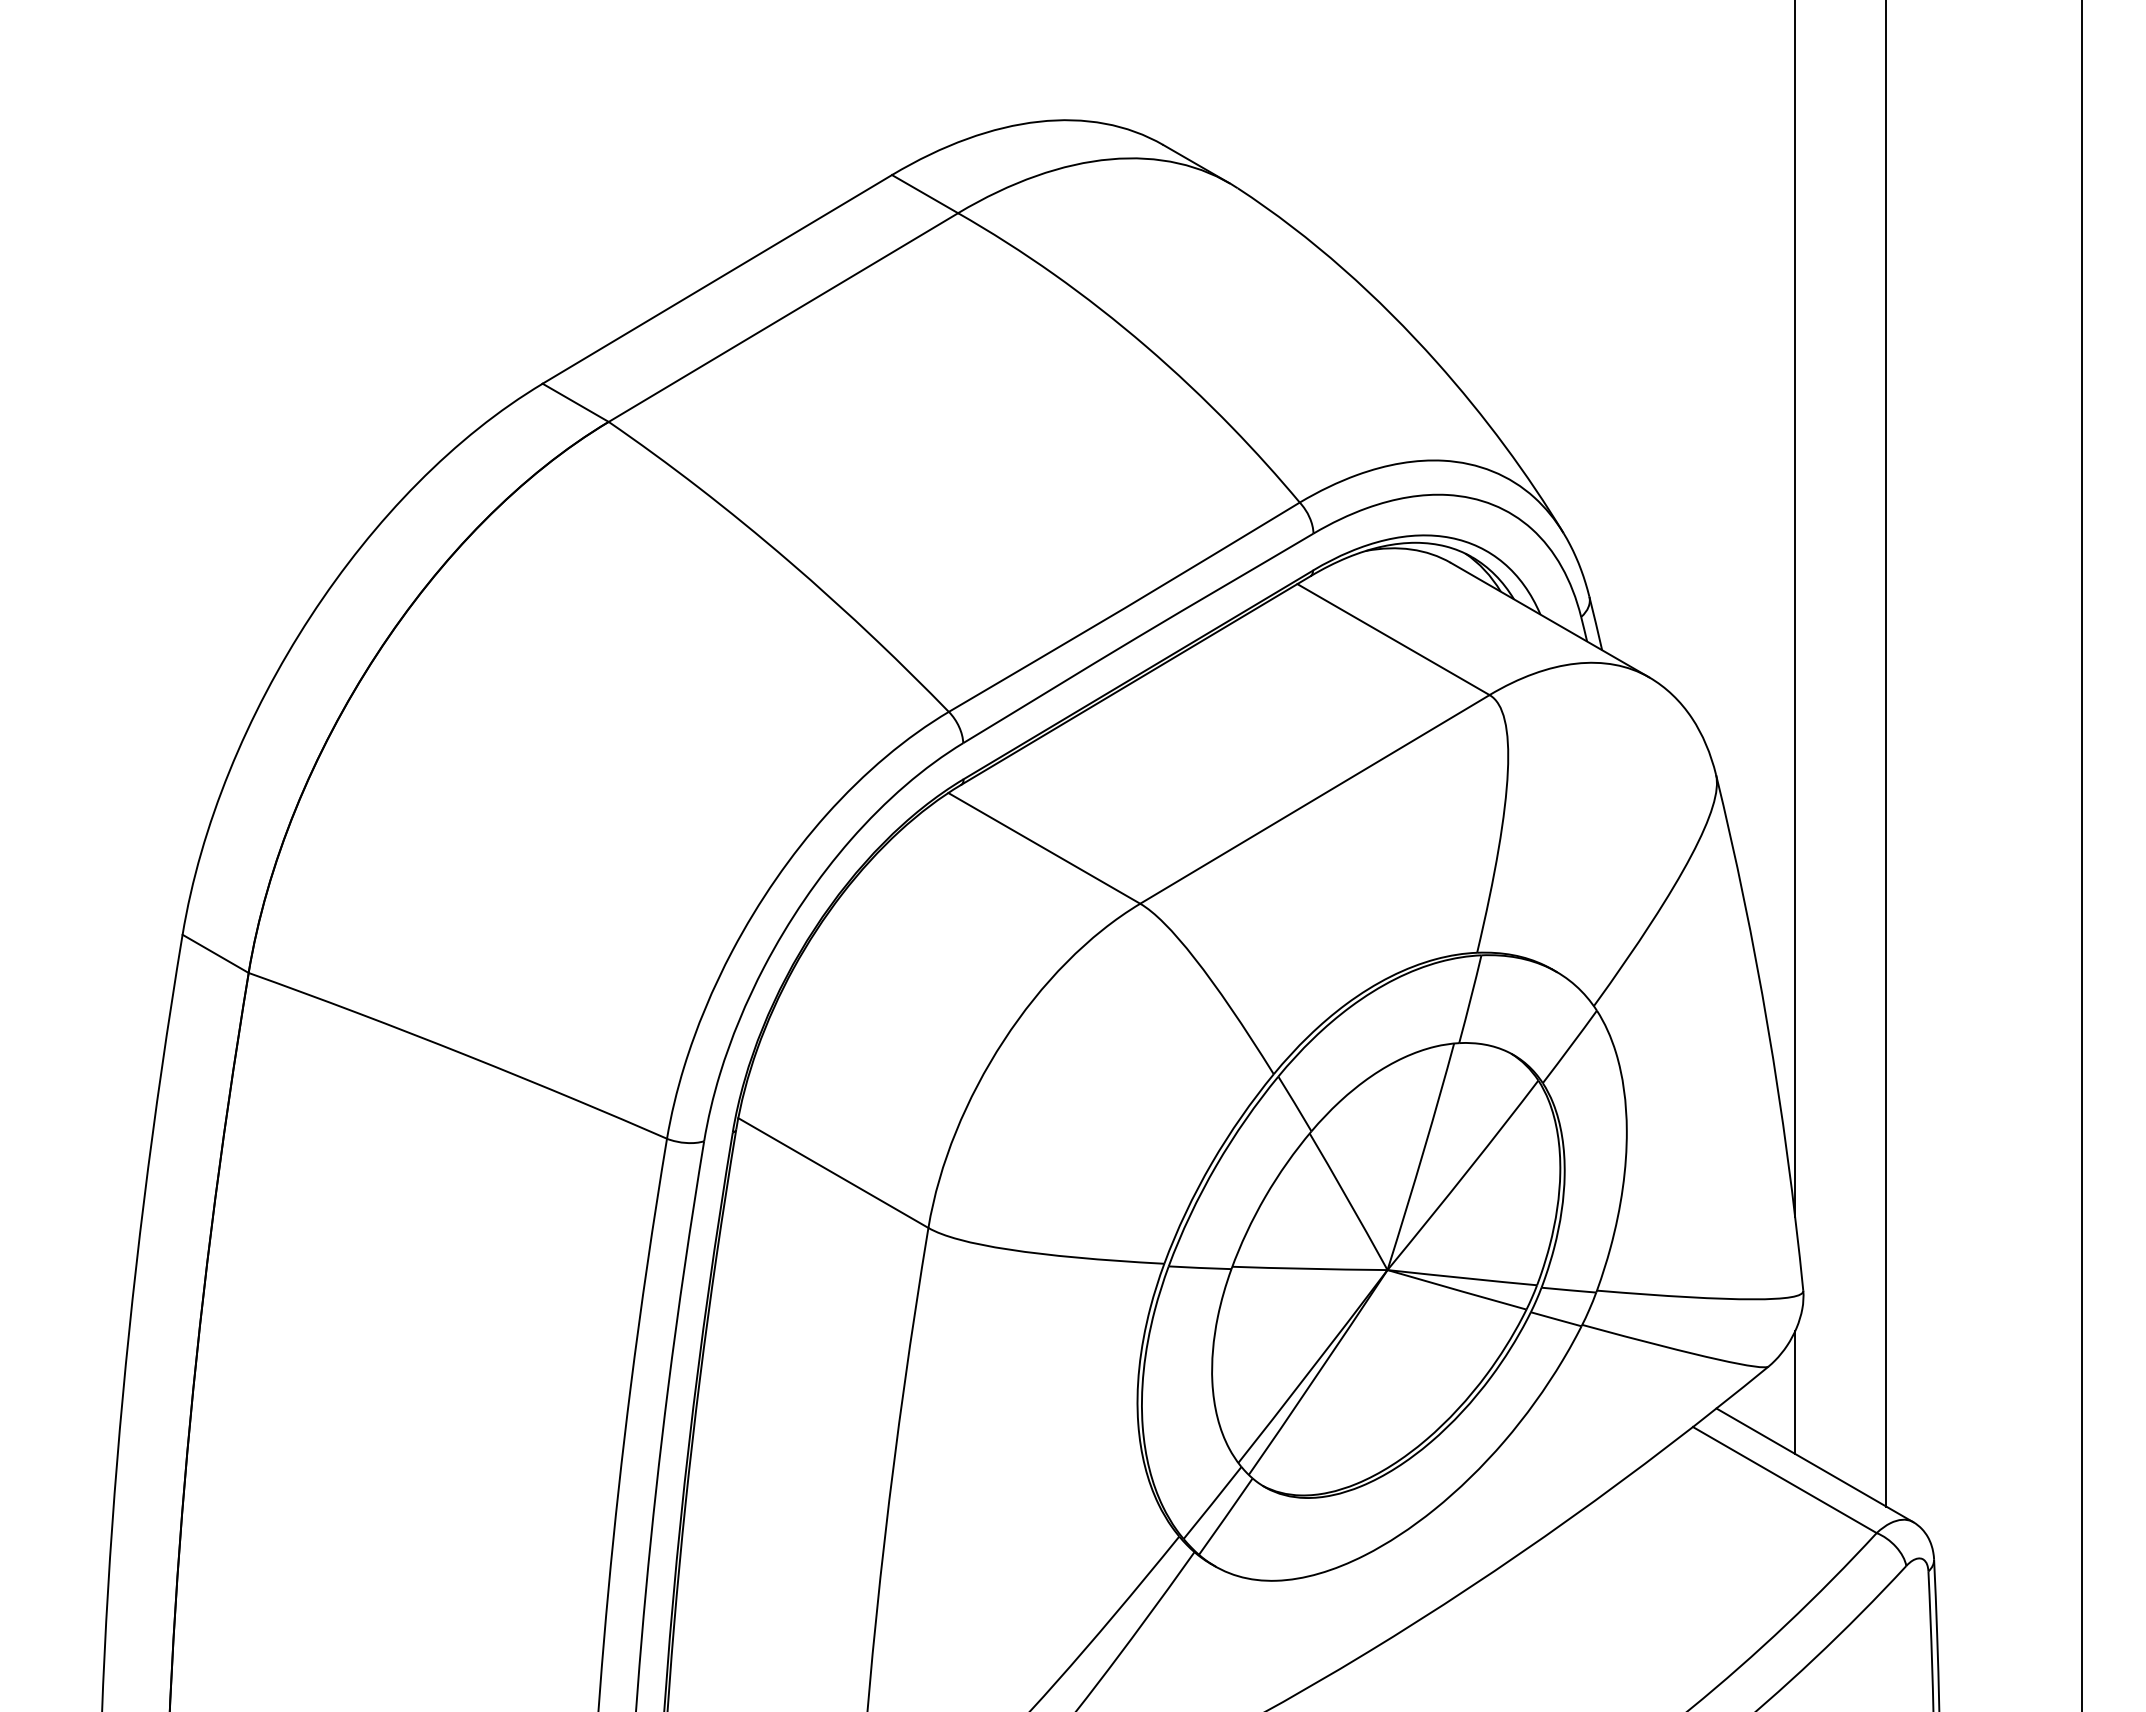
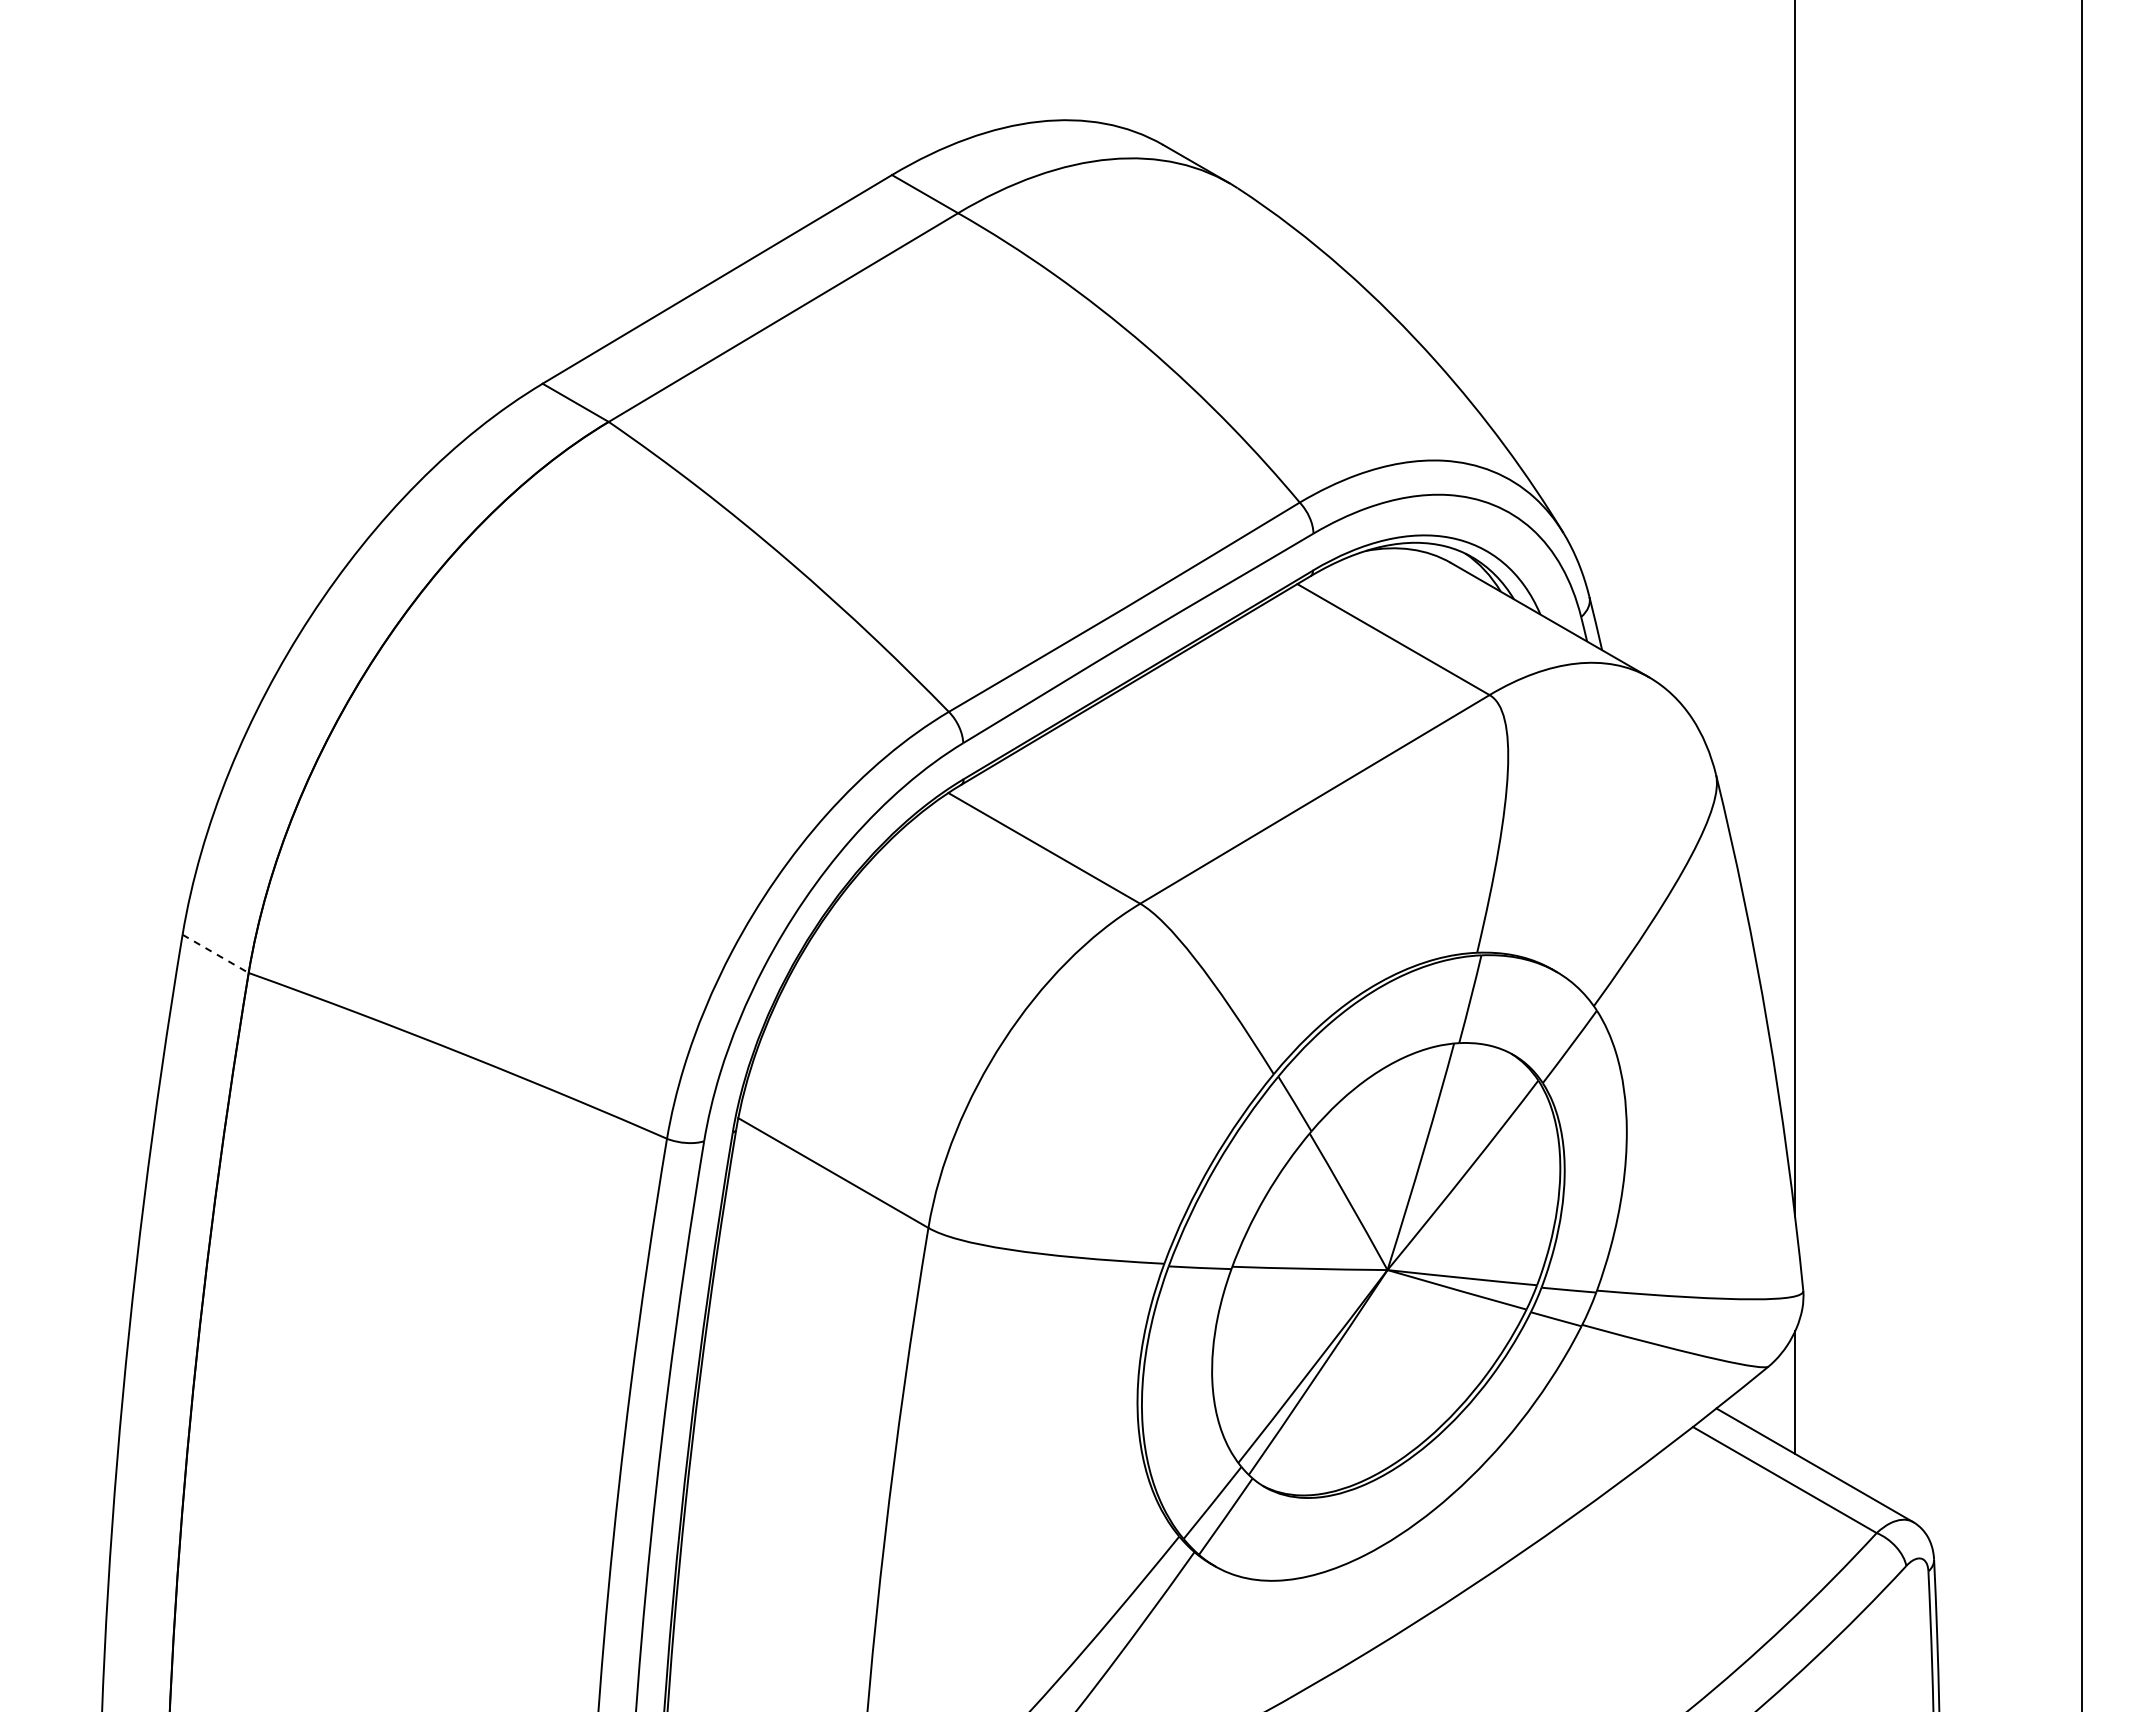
line: present -> none (1886, 754)
line: solid -> dashed (216, 954)
